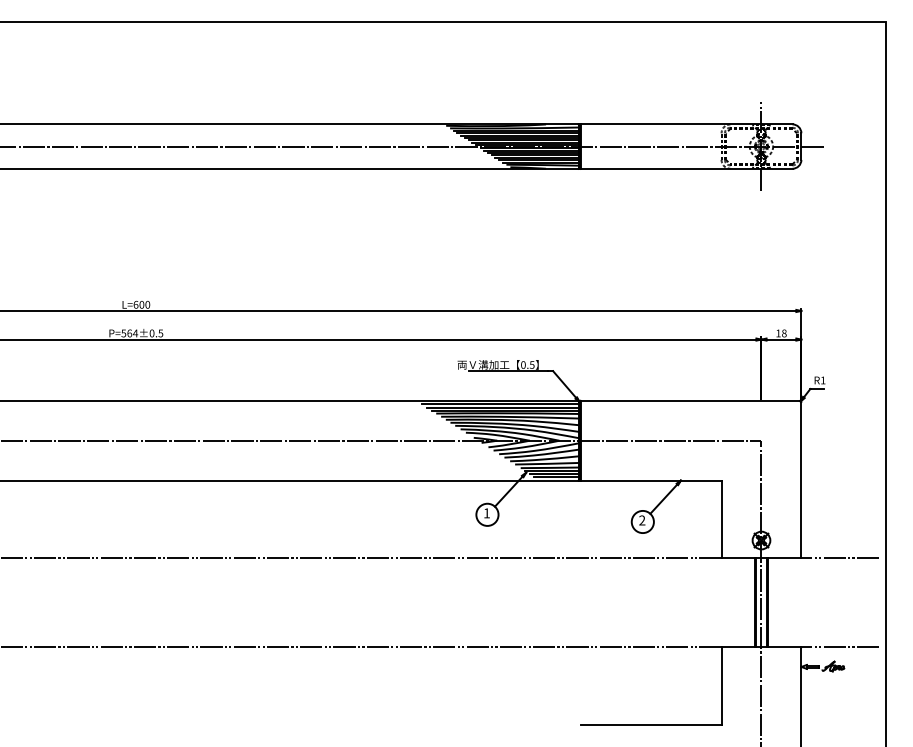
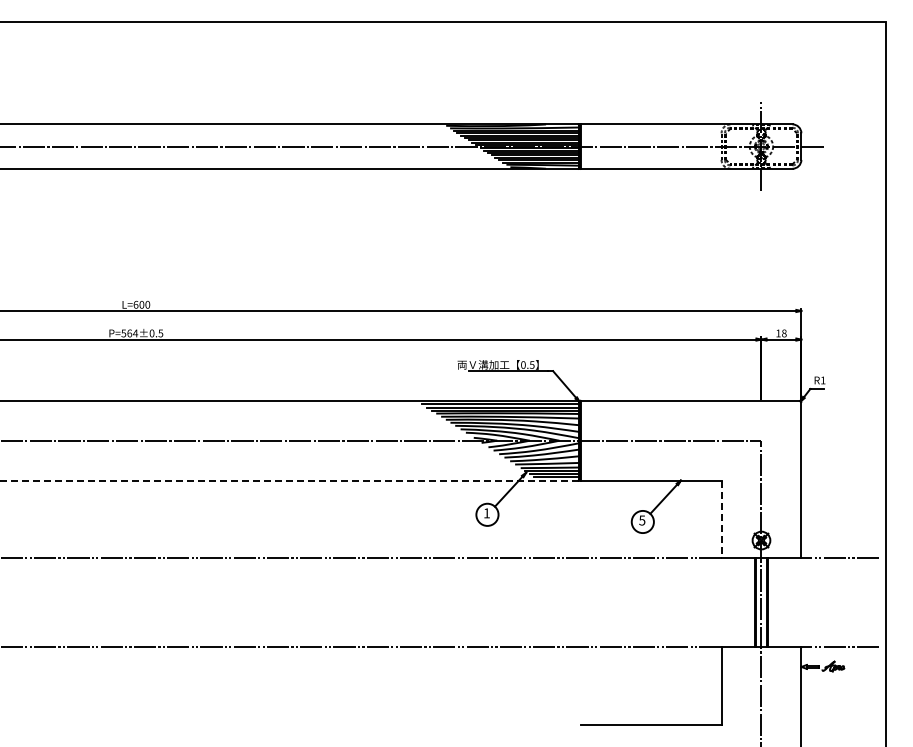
line: solid -> dashed (289, 480)
line: solid -> dashed (721, 519)
text: 2 -> 5 (642, 520)
